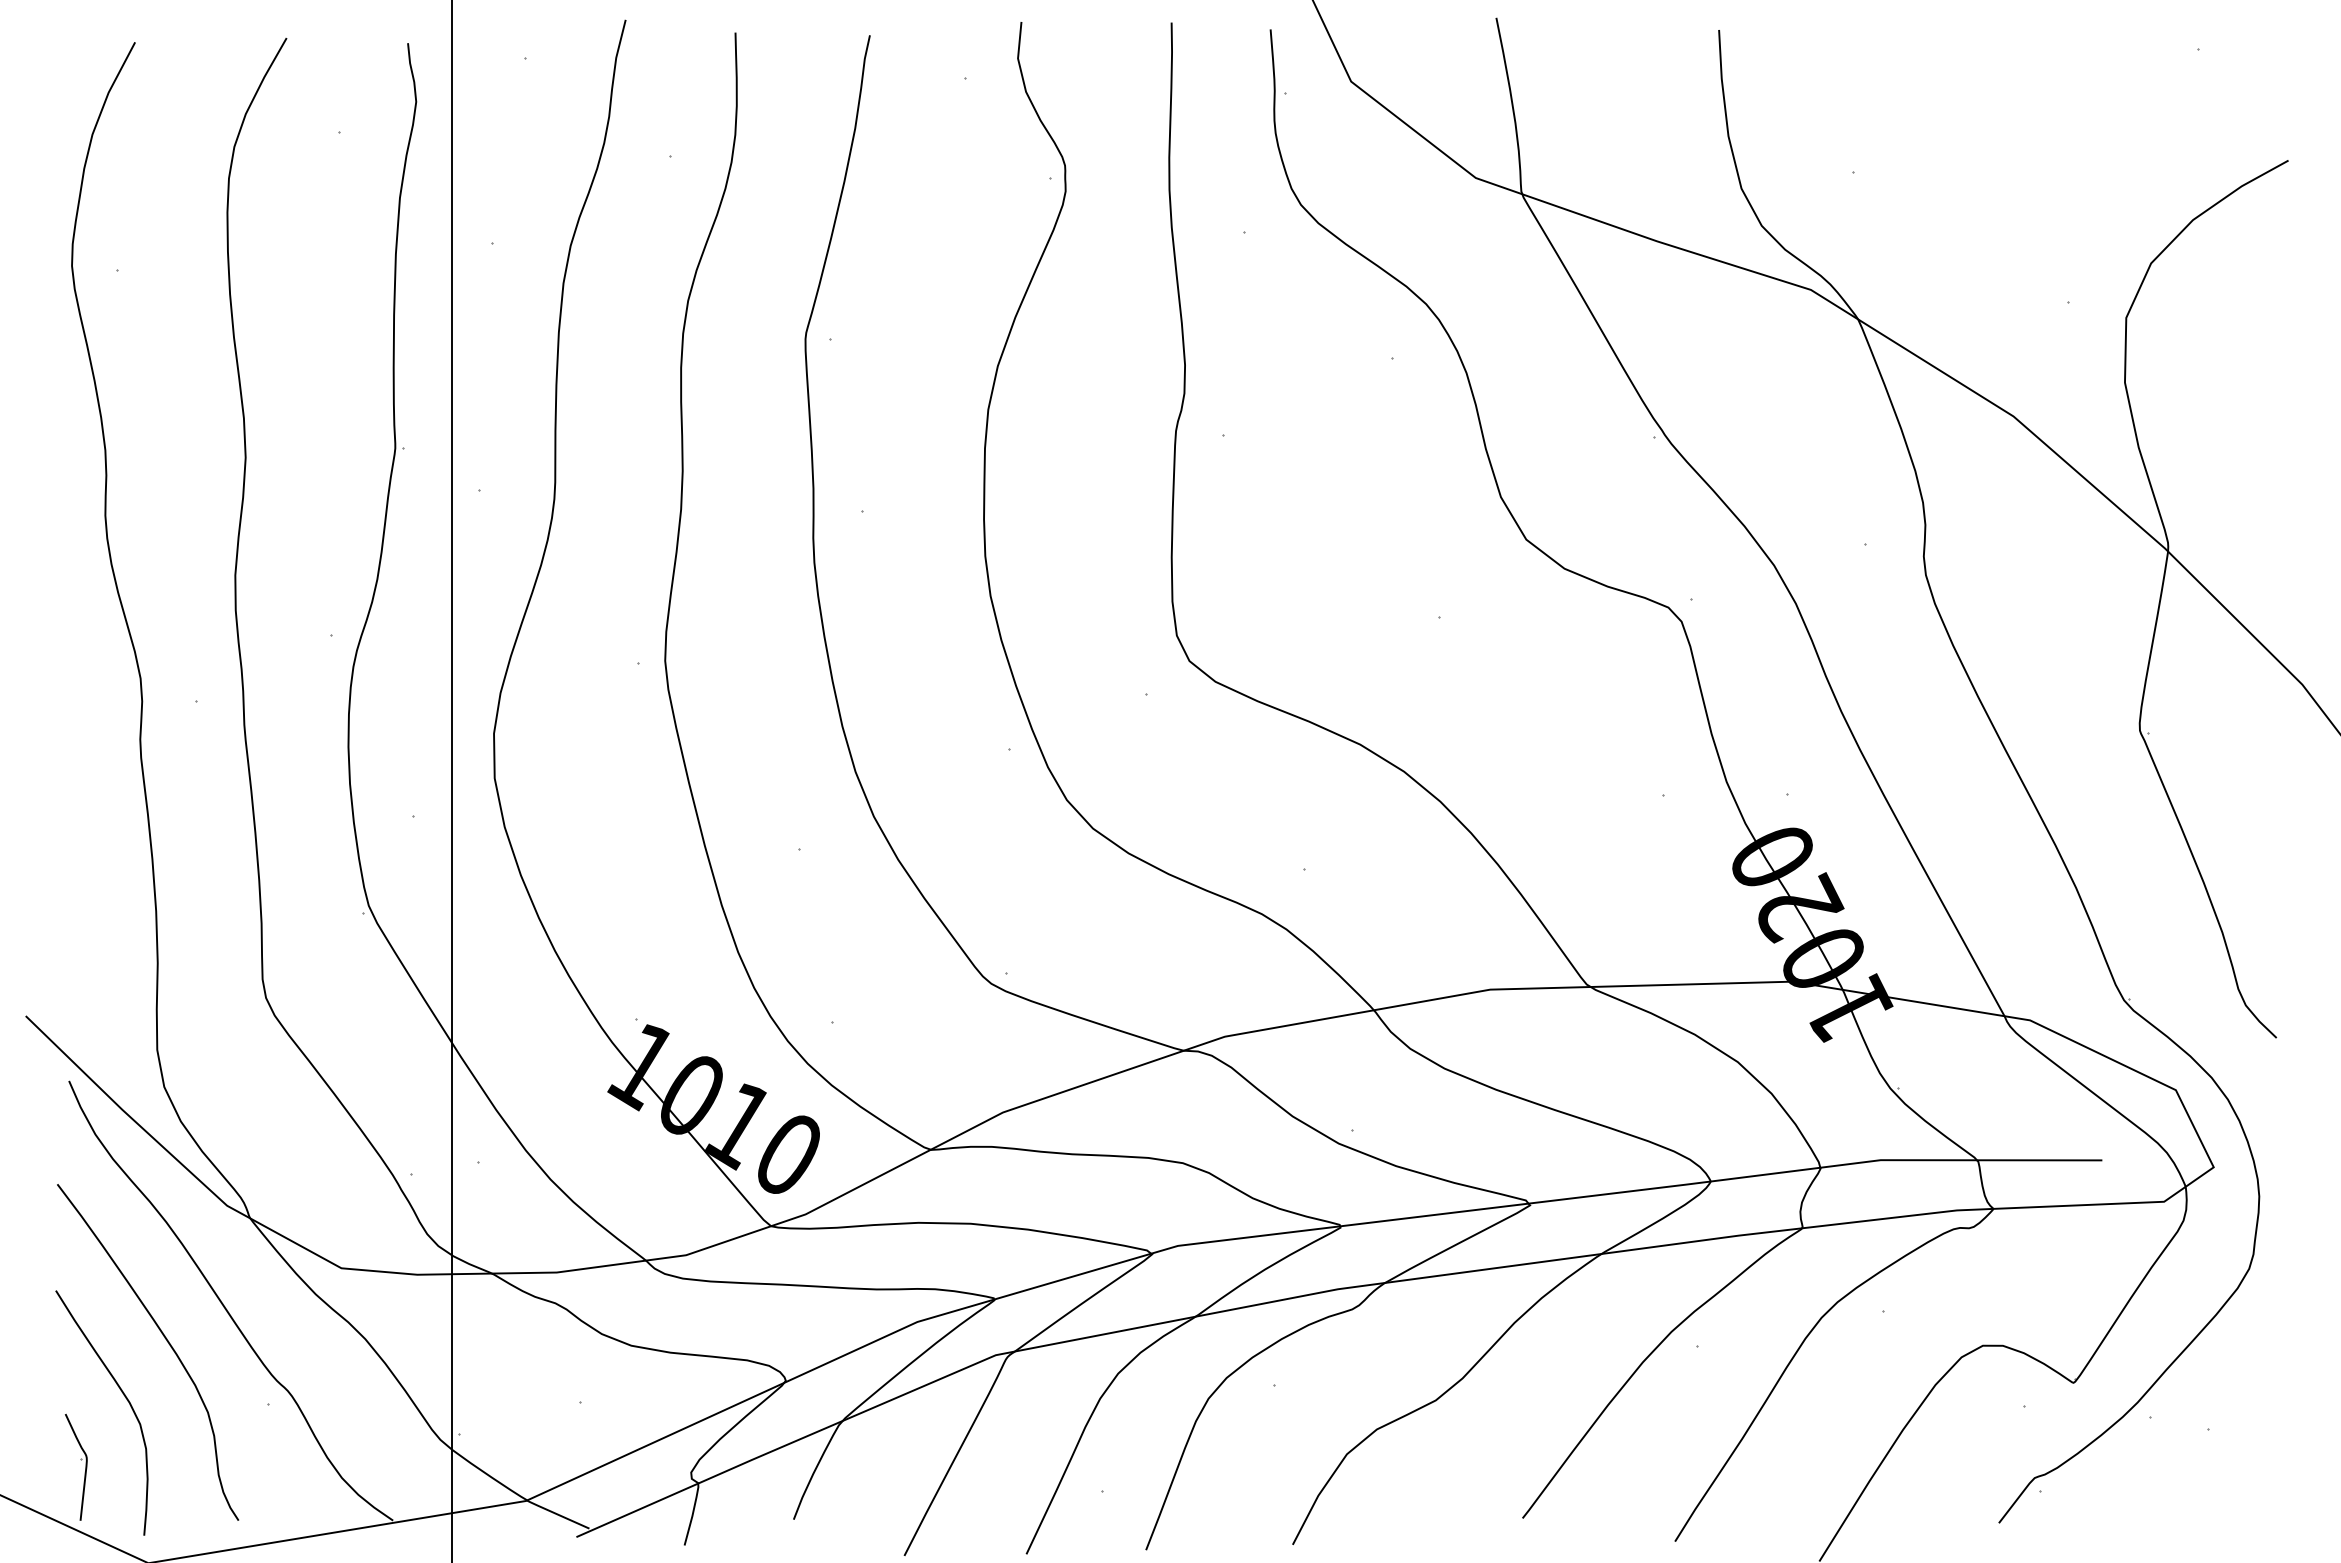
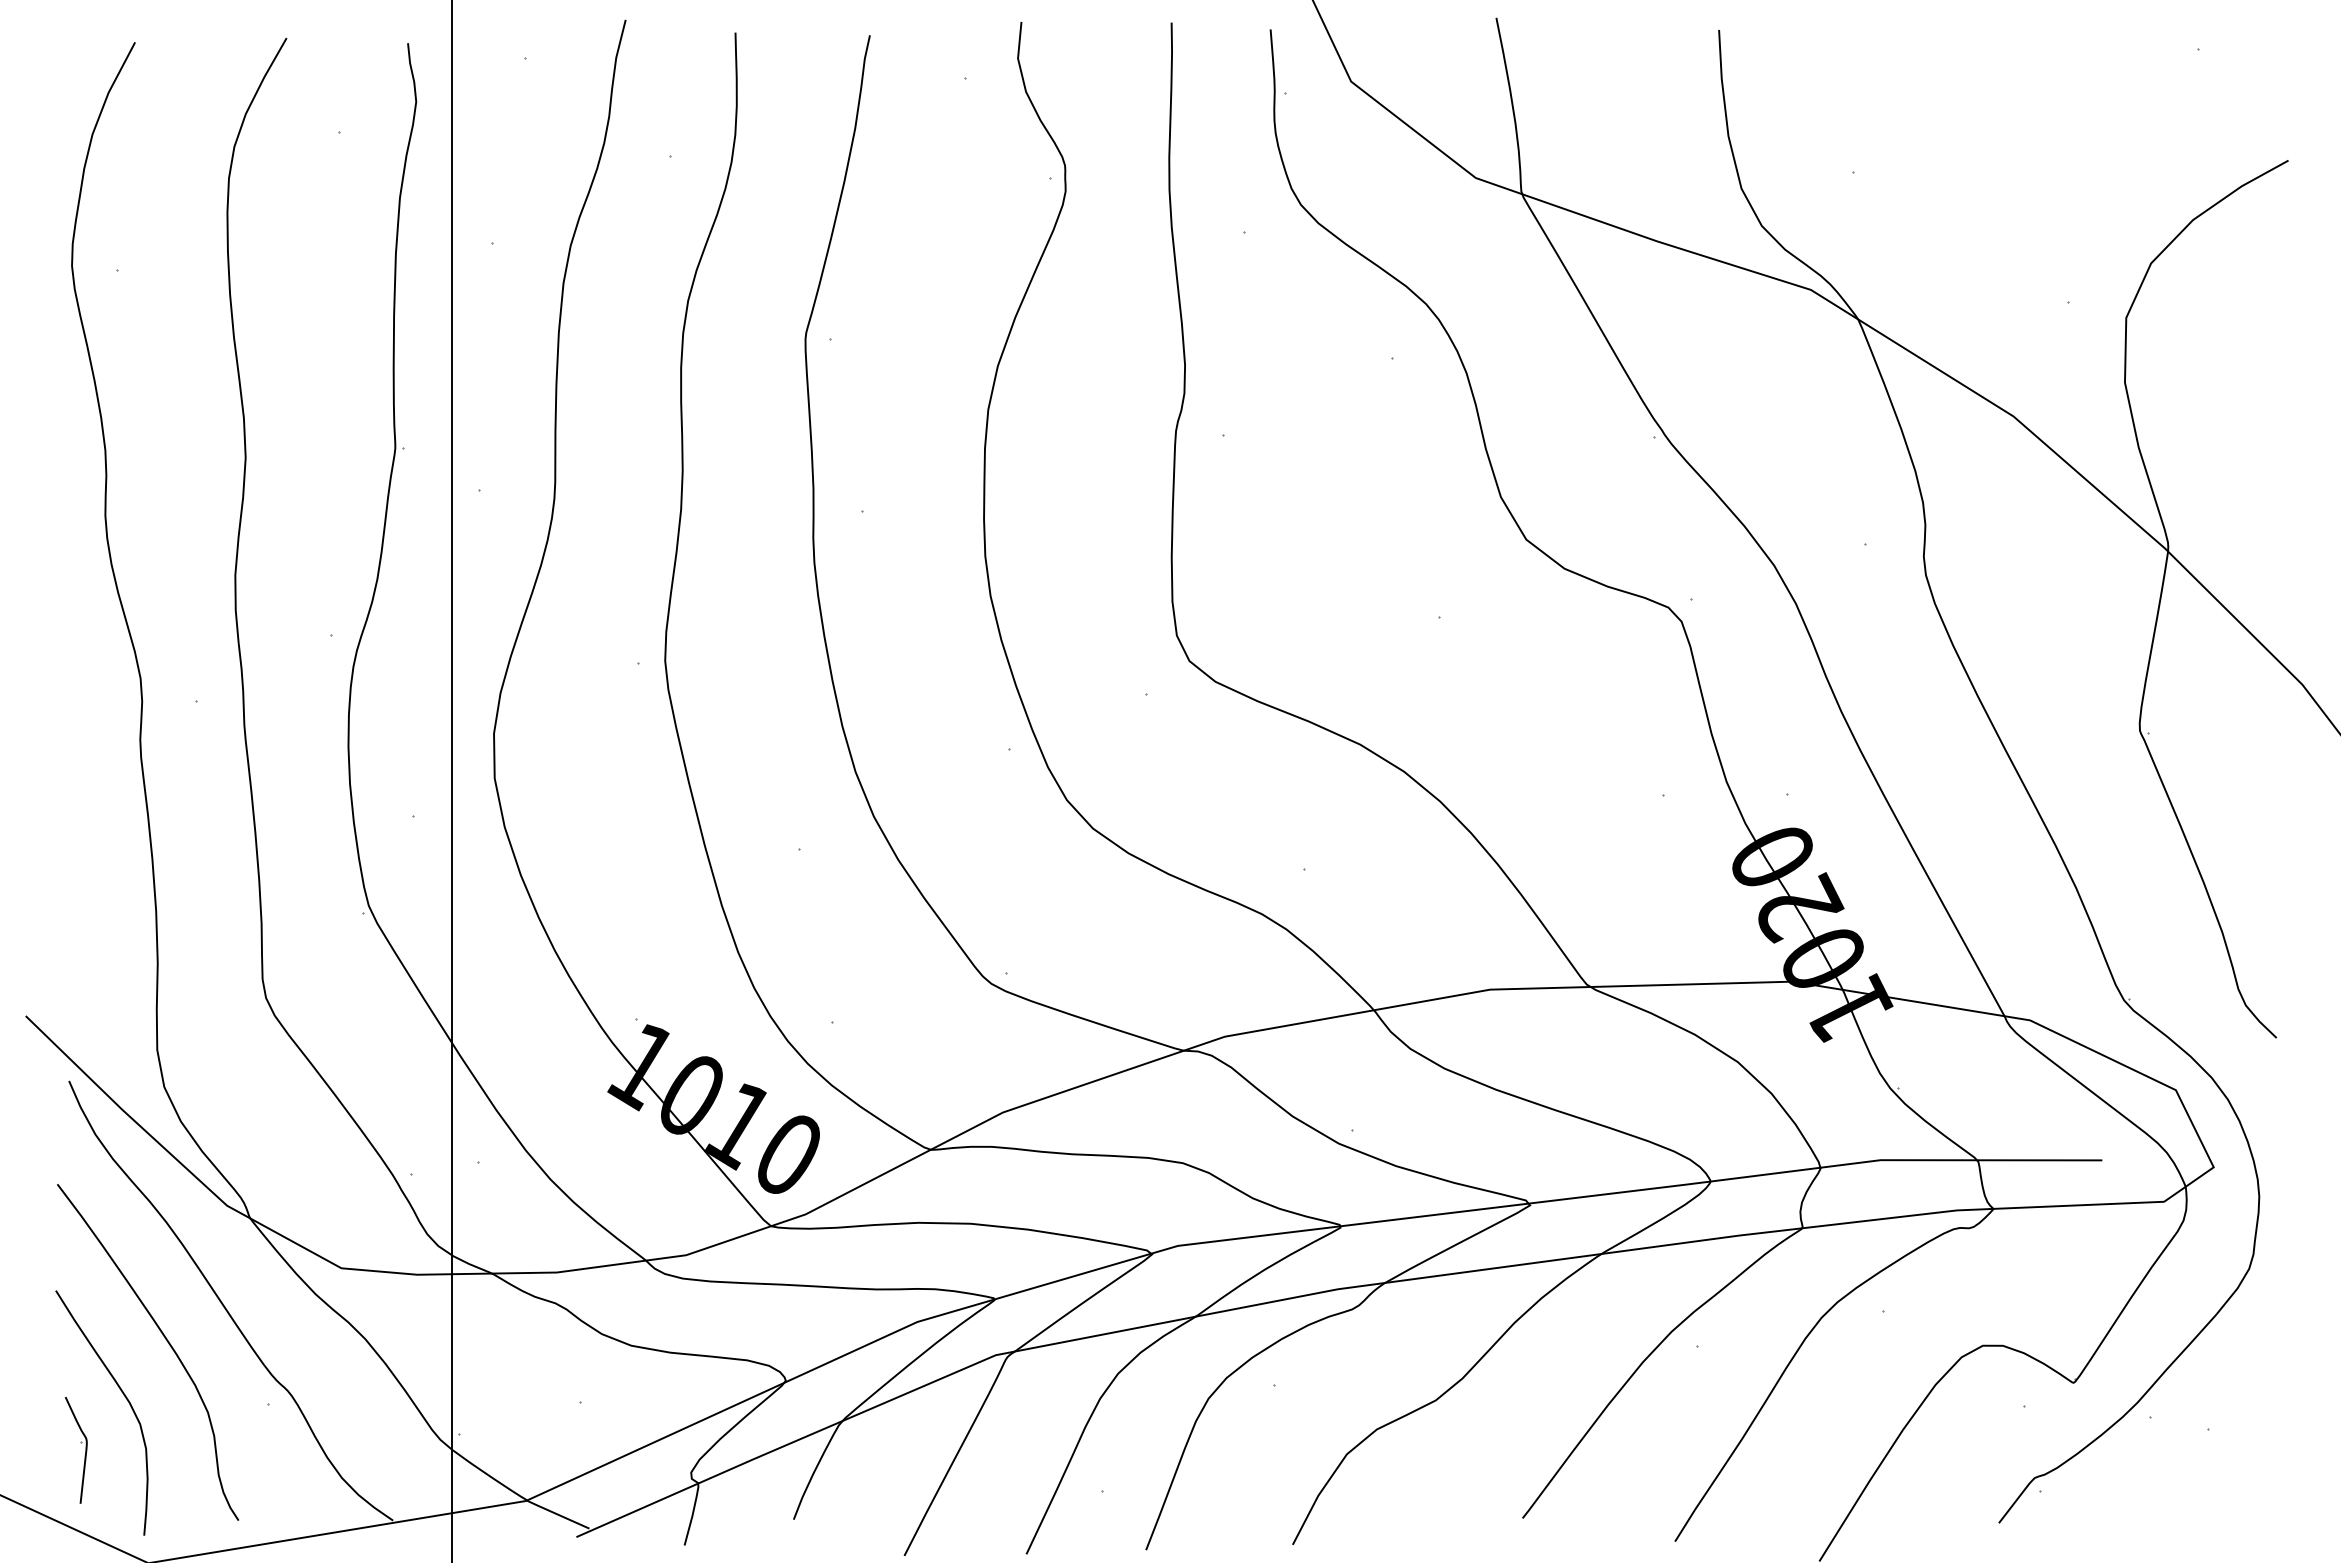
part position: (81, 1460) -> (81, 1443) (81, 1443)
